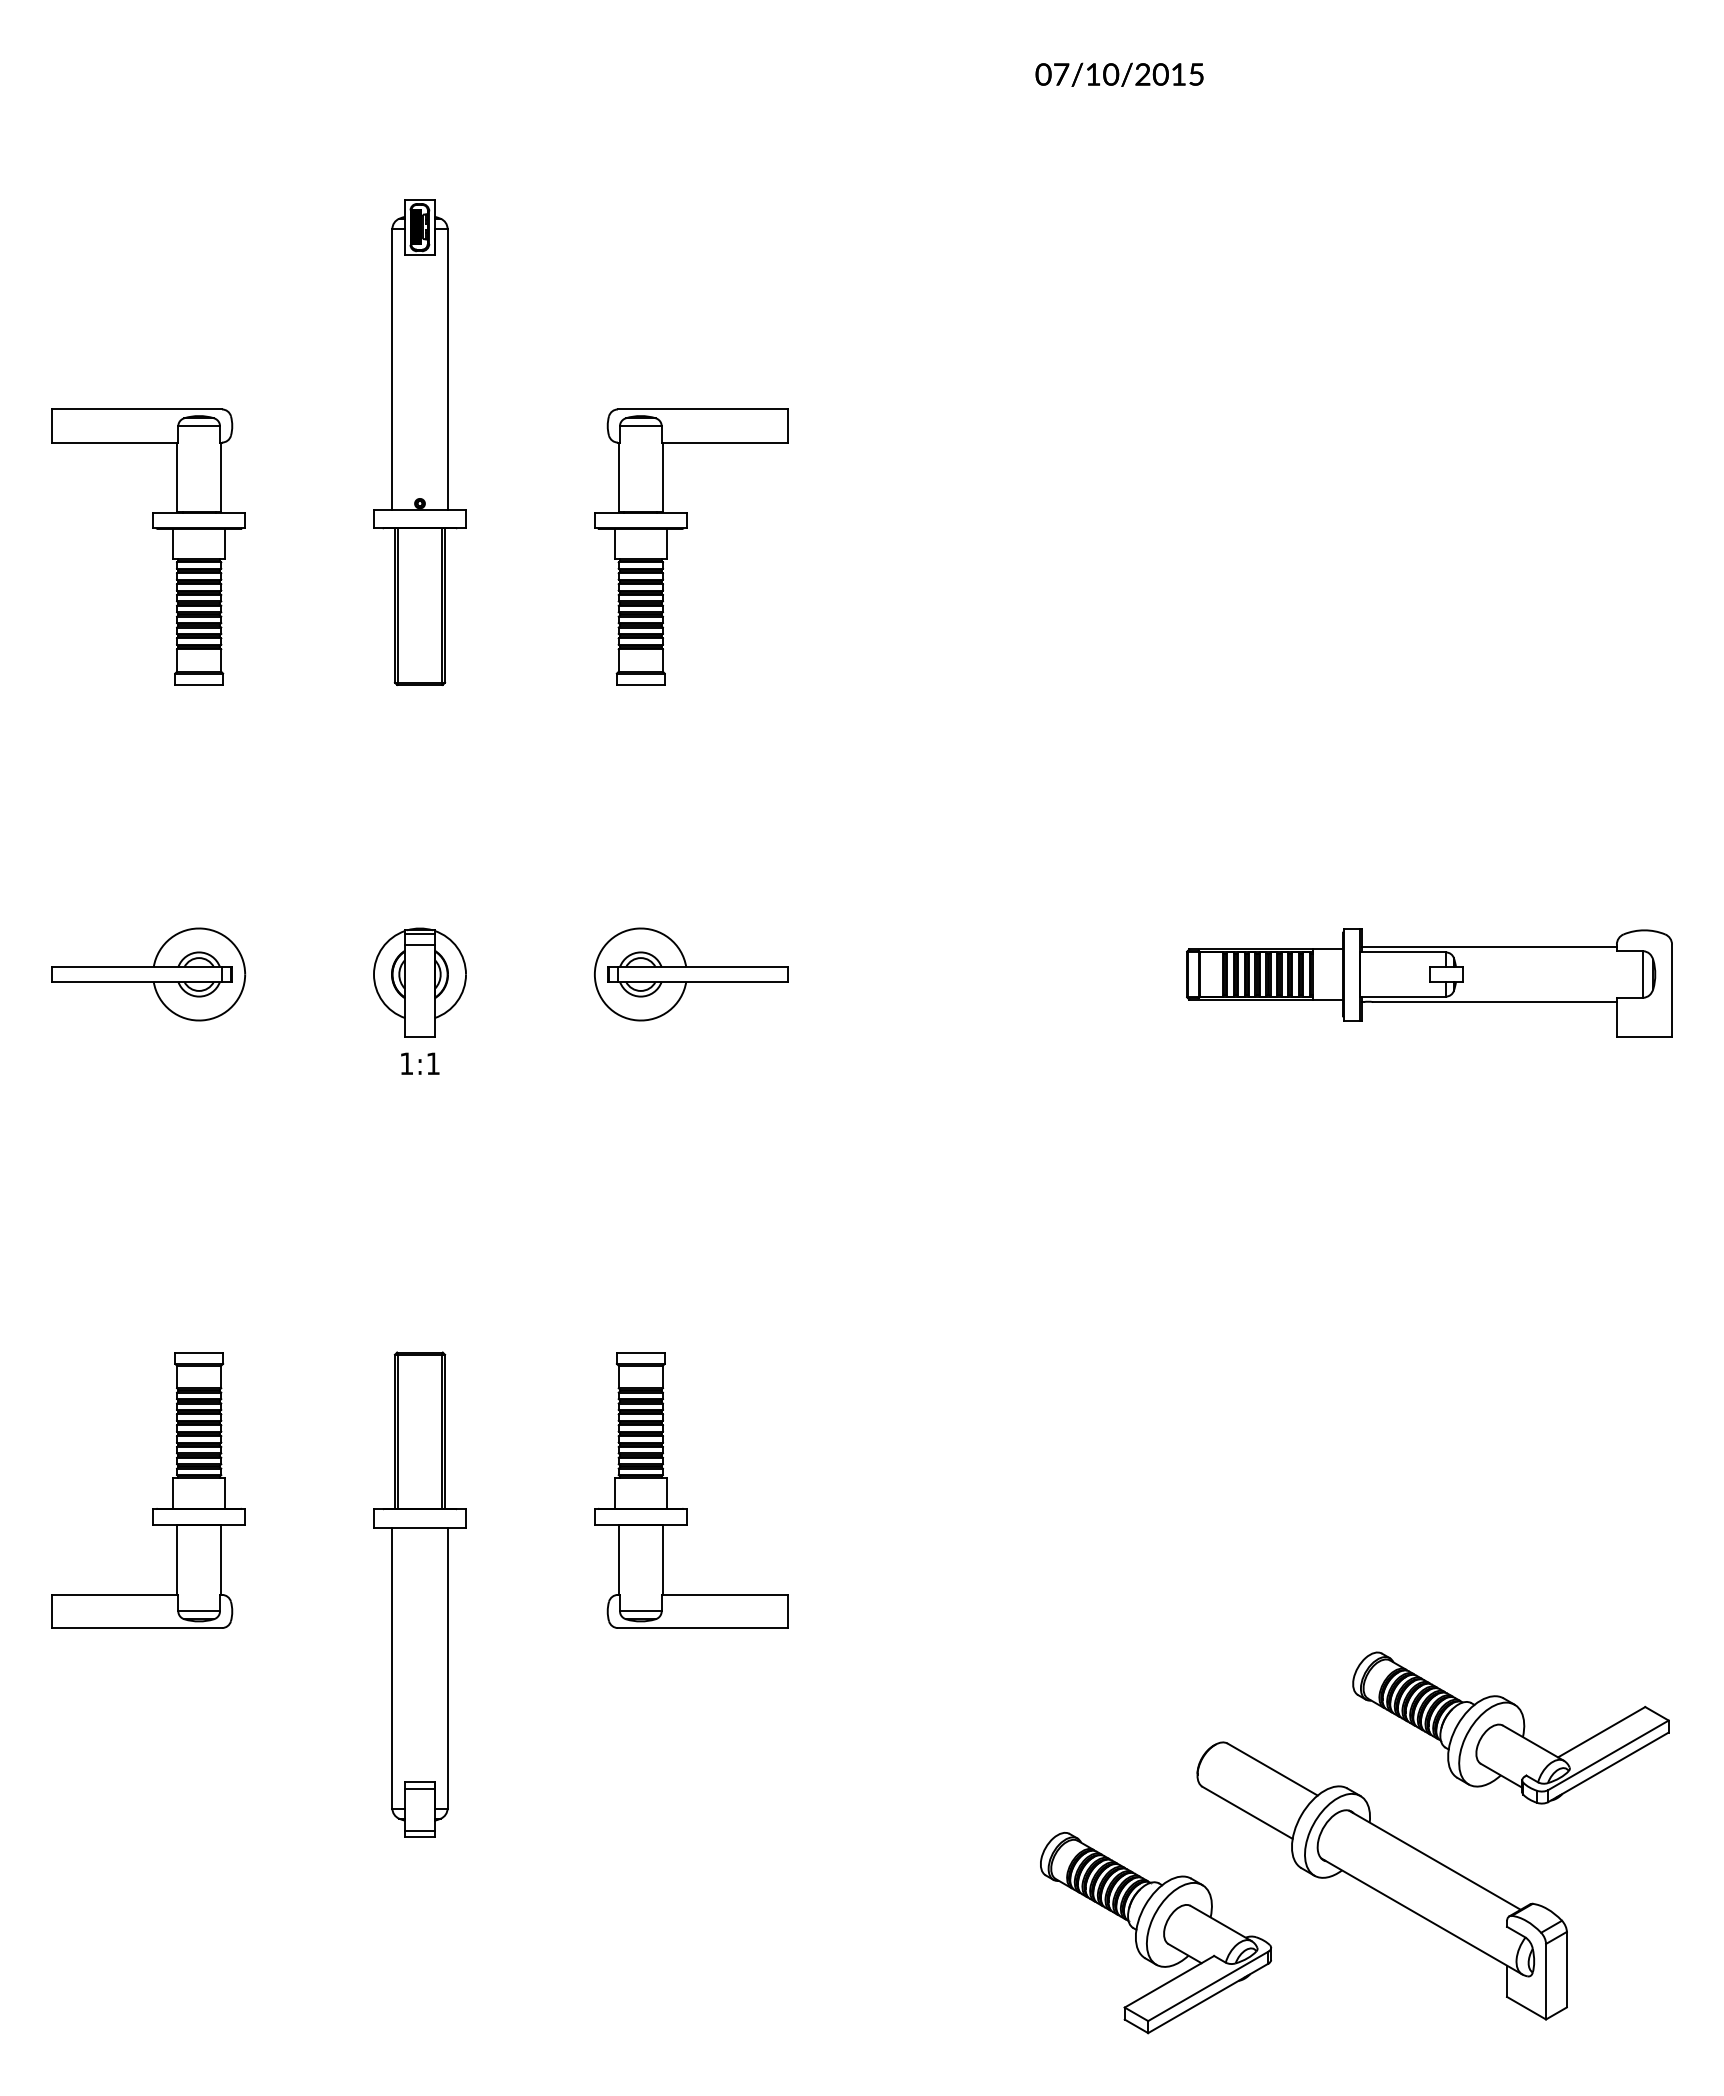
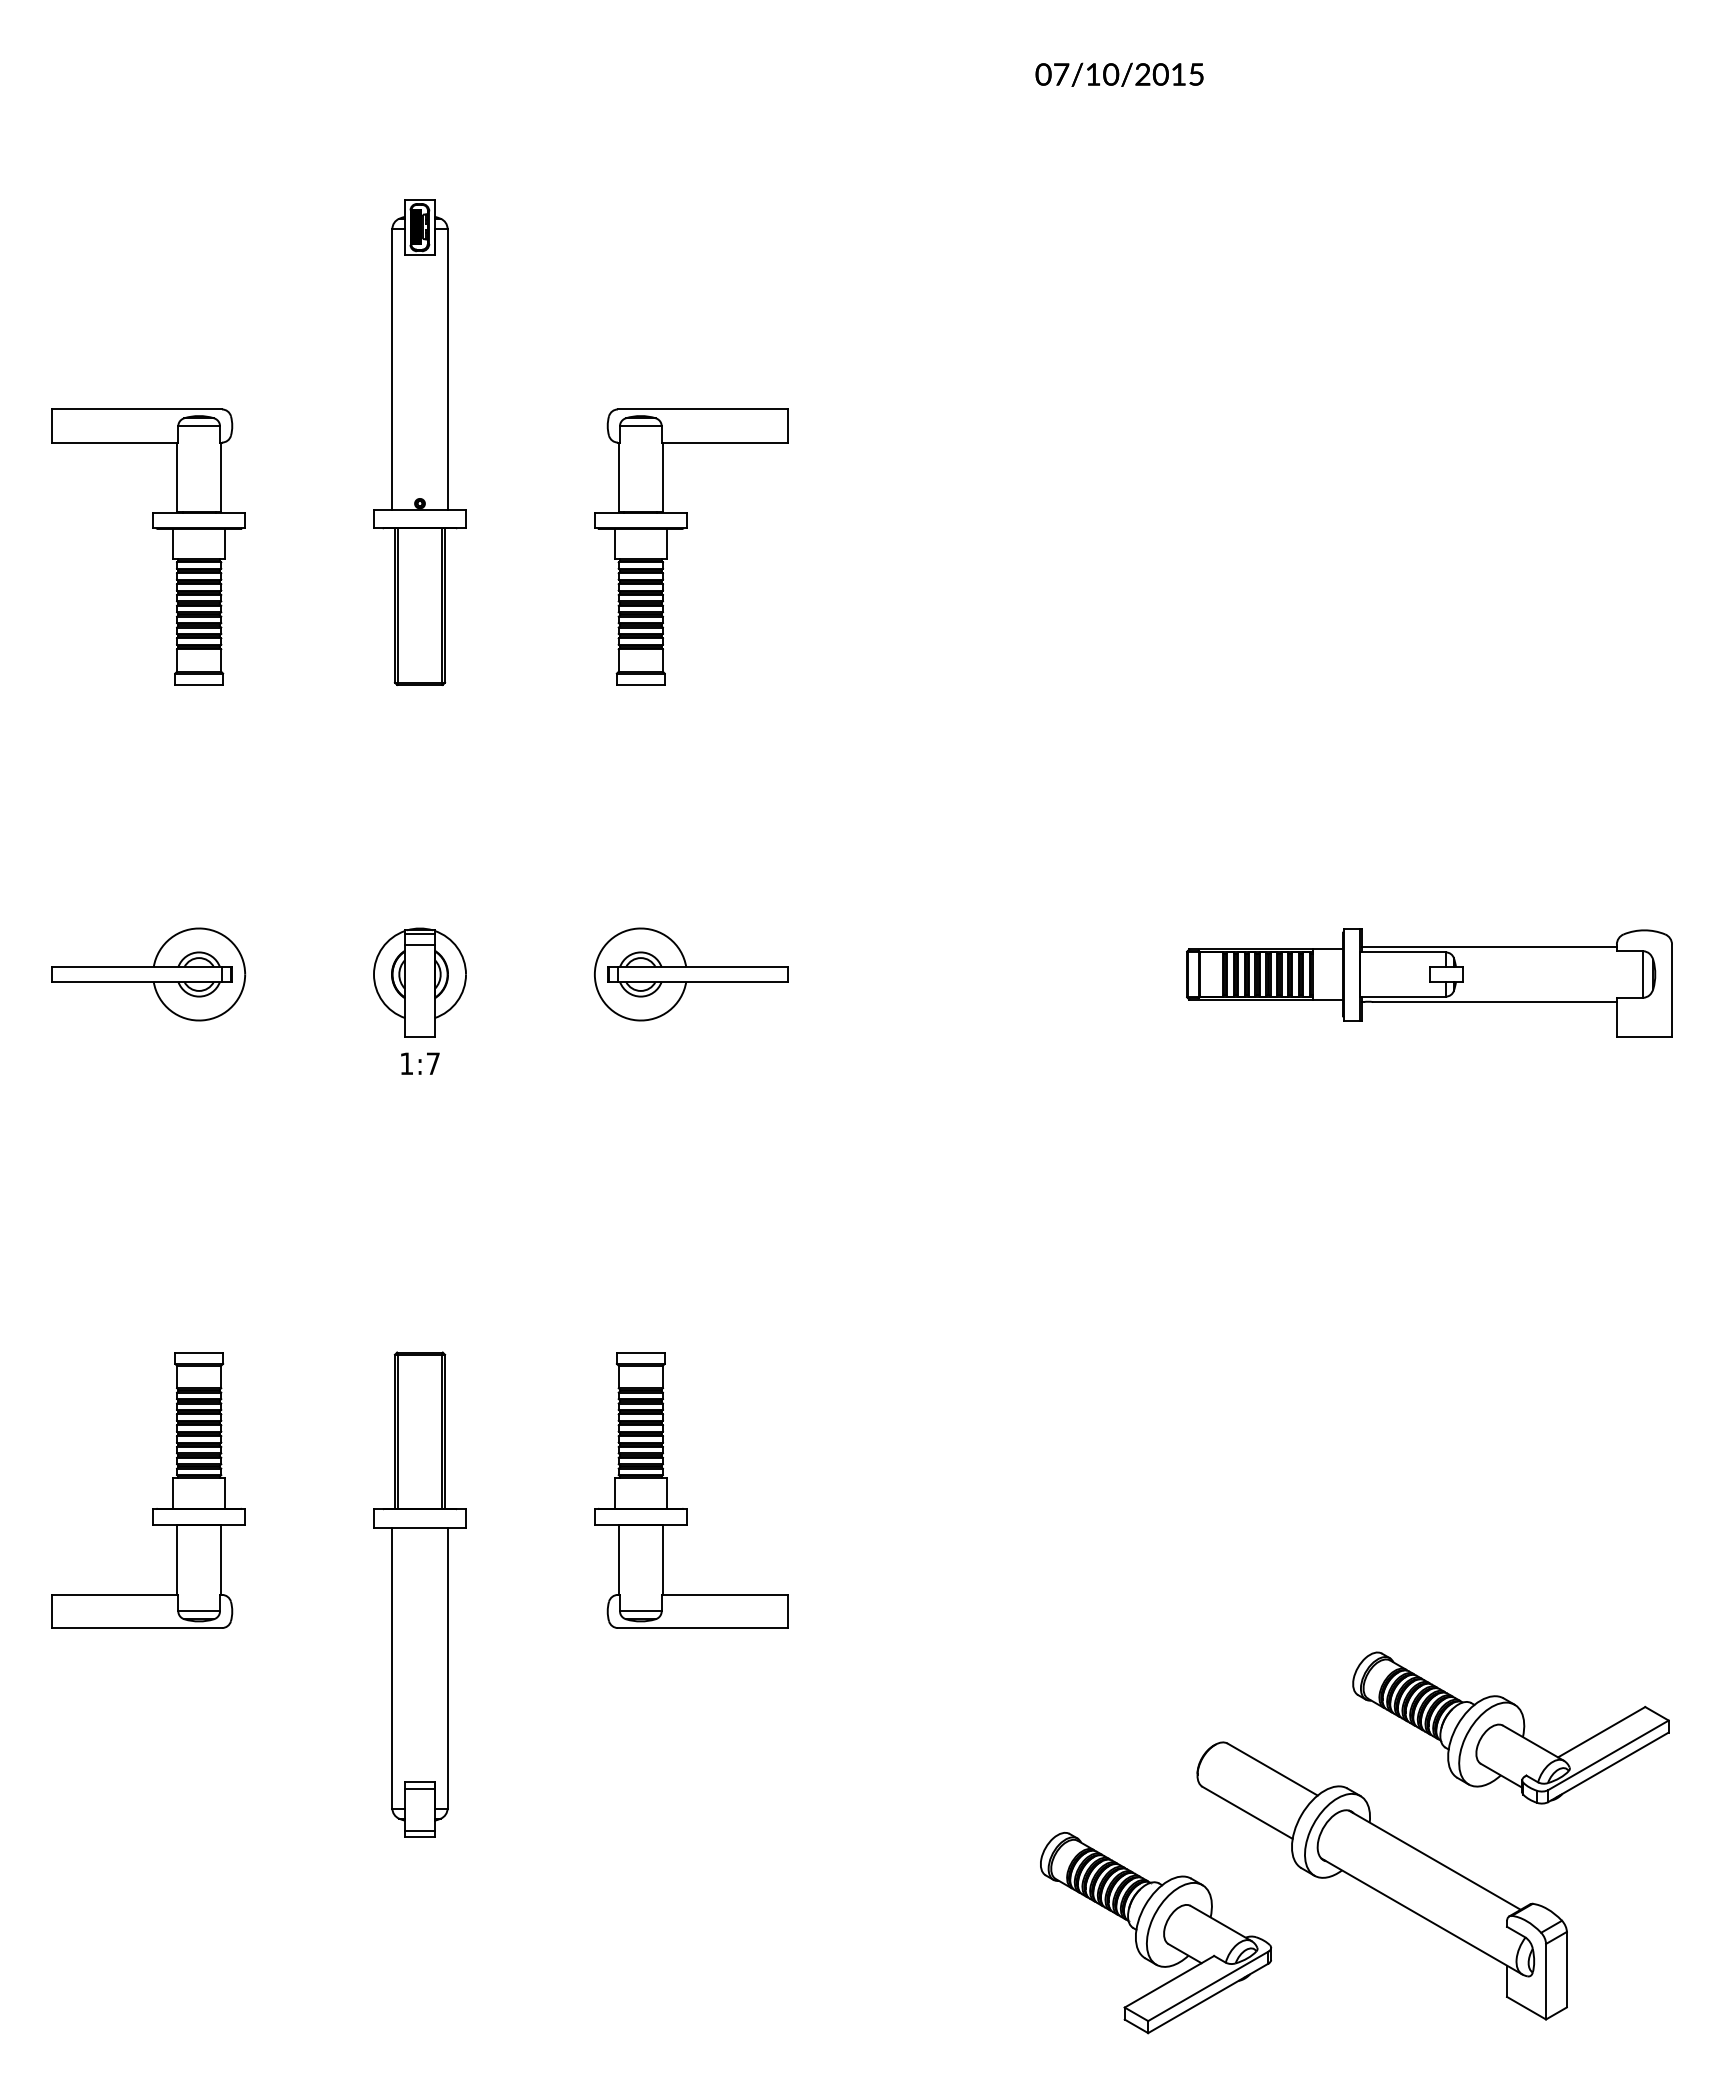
text: 1:1 -> 1:7 (433, 1063)
